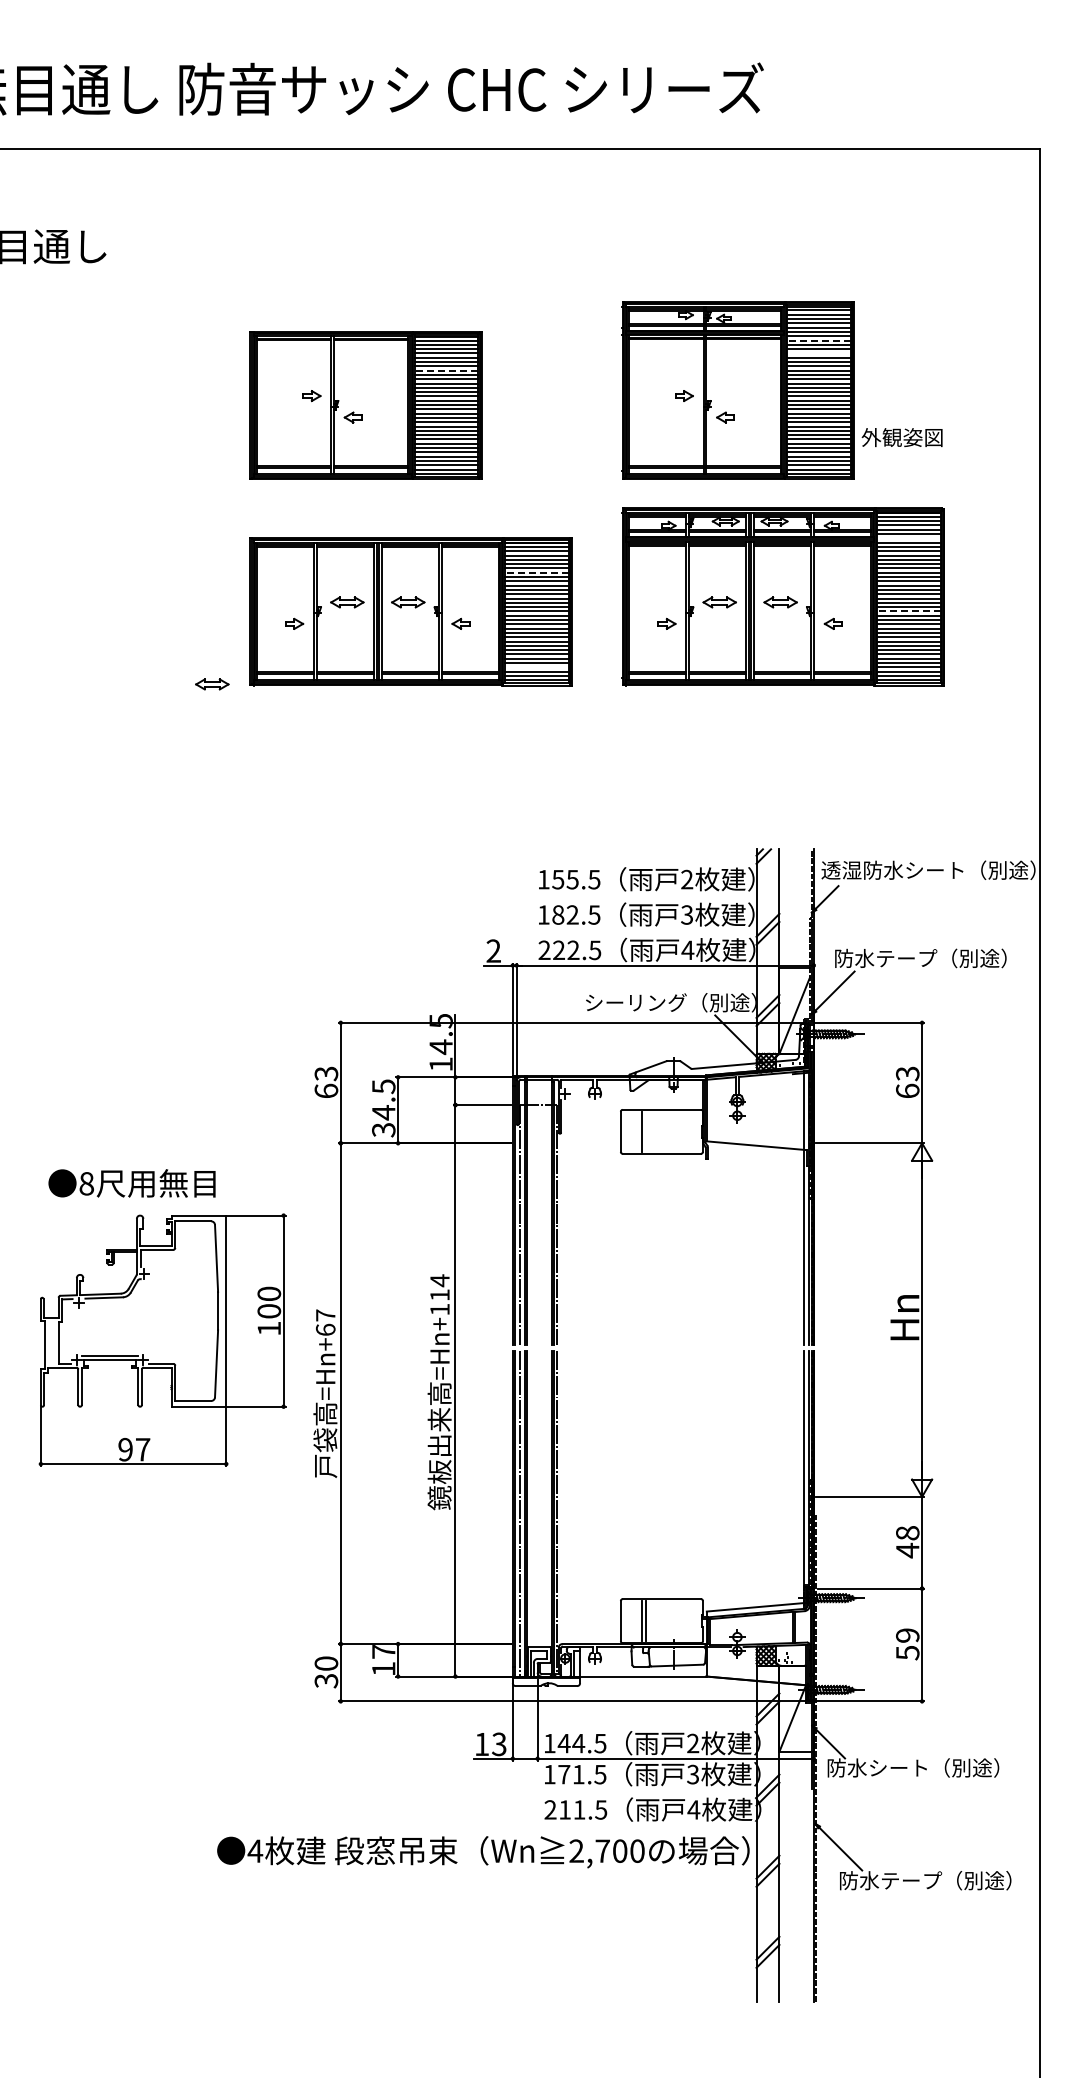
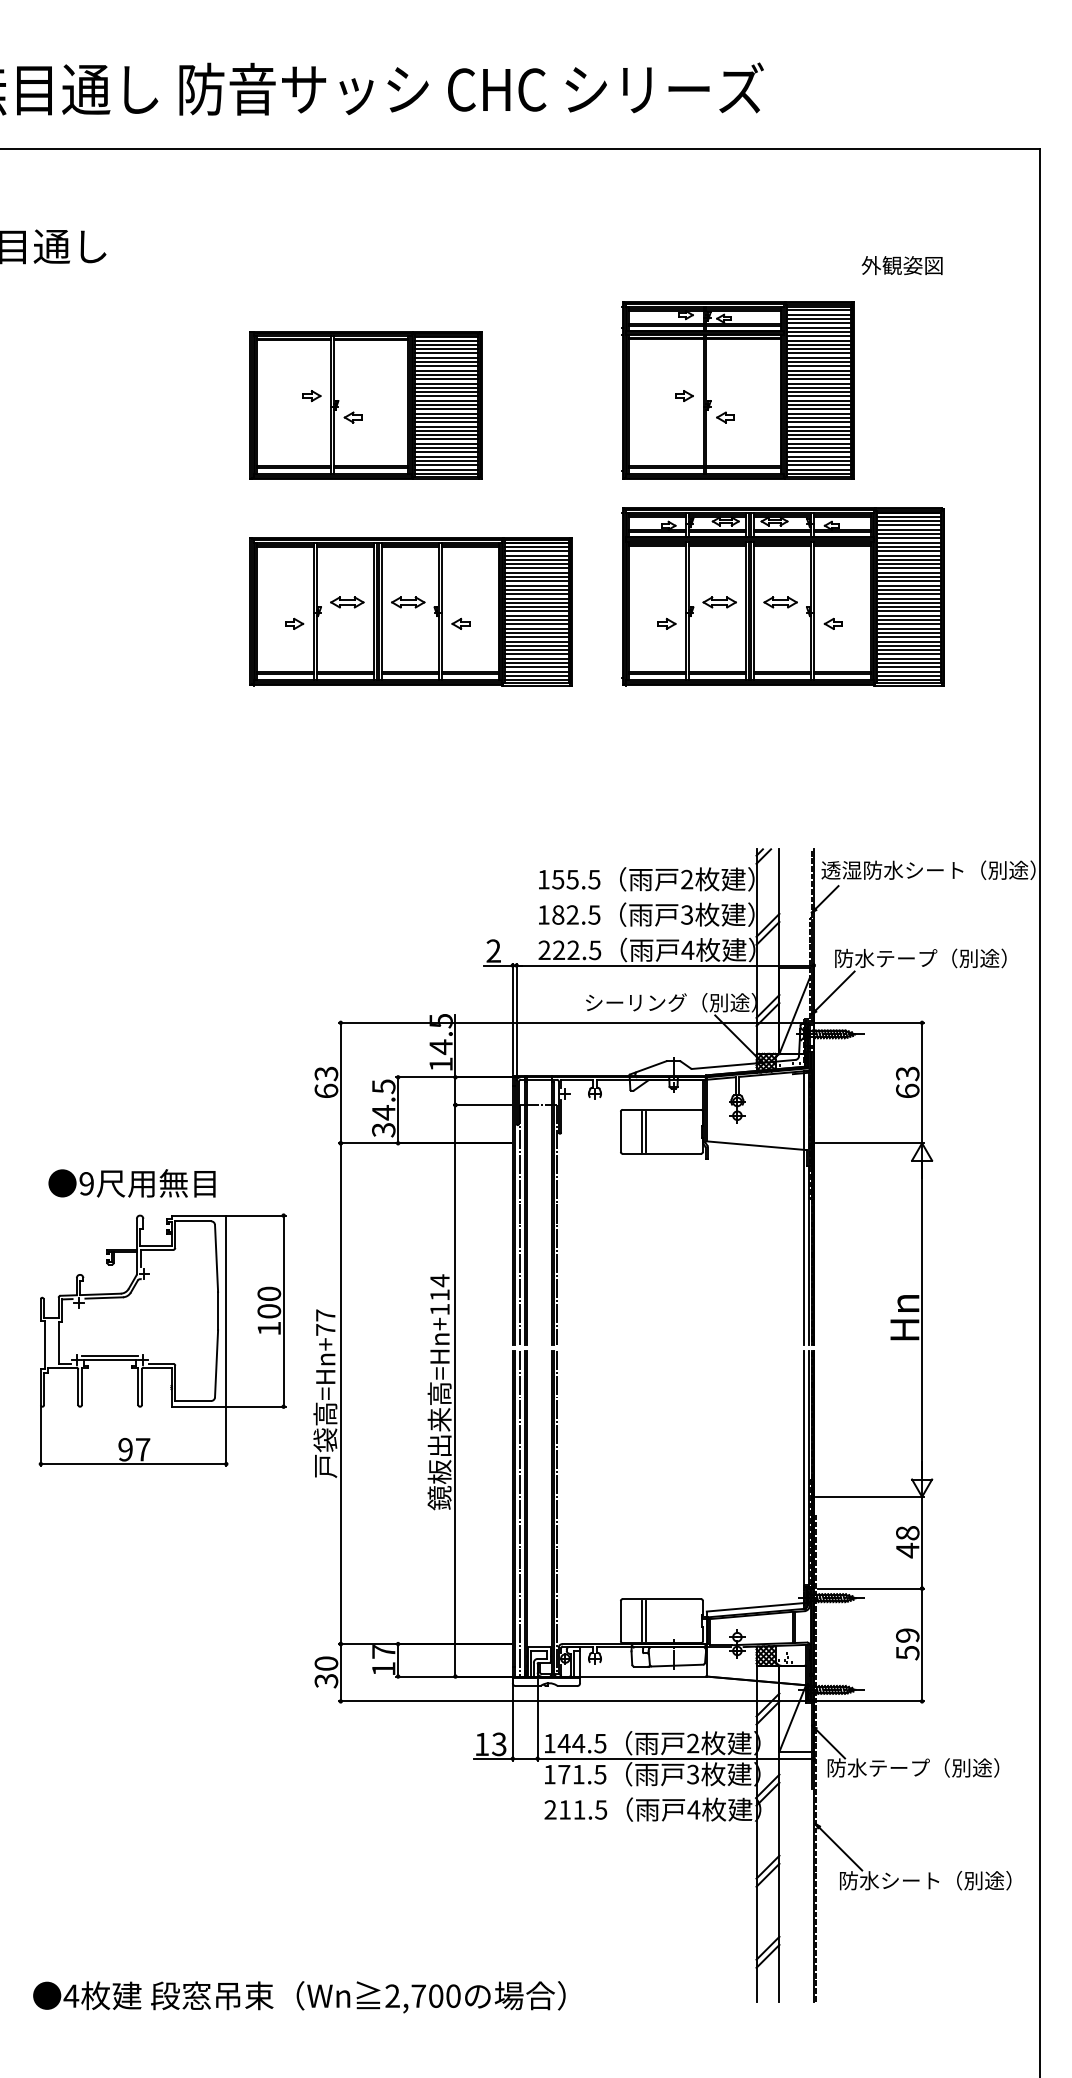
line: dashed -> solid (818, 340)
line: none -> present (818, 353)
line: dashed -> solid (446, 370)
text position: (901, 437) -> (901, 265) (901, 265)
line: none -> present (908, 538)
line: dashed -> solid (536, 572)
line: dashed -> solid (909, 611)
line: none -> present (536, 667)
part: present -> none (212, 684)
line: none -> present (646, 1131)
text: 8 -> 9 (86, 1183)
text: =Hn+67 -> =Hn+77 (325, 1329)
text: 防水シート（別途） -> 防水テープ（別途） (899, 1767)
text position: (483, 1852) -> (299, 1997) (299, 1997)
text: 防水テープ（別途） -> 防水シート（別途） (912, 1880)
